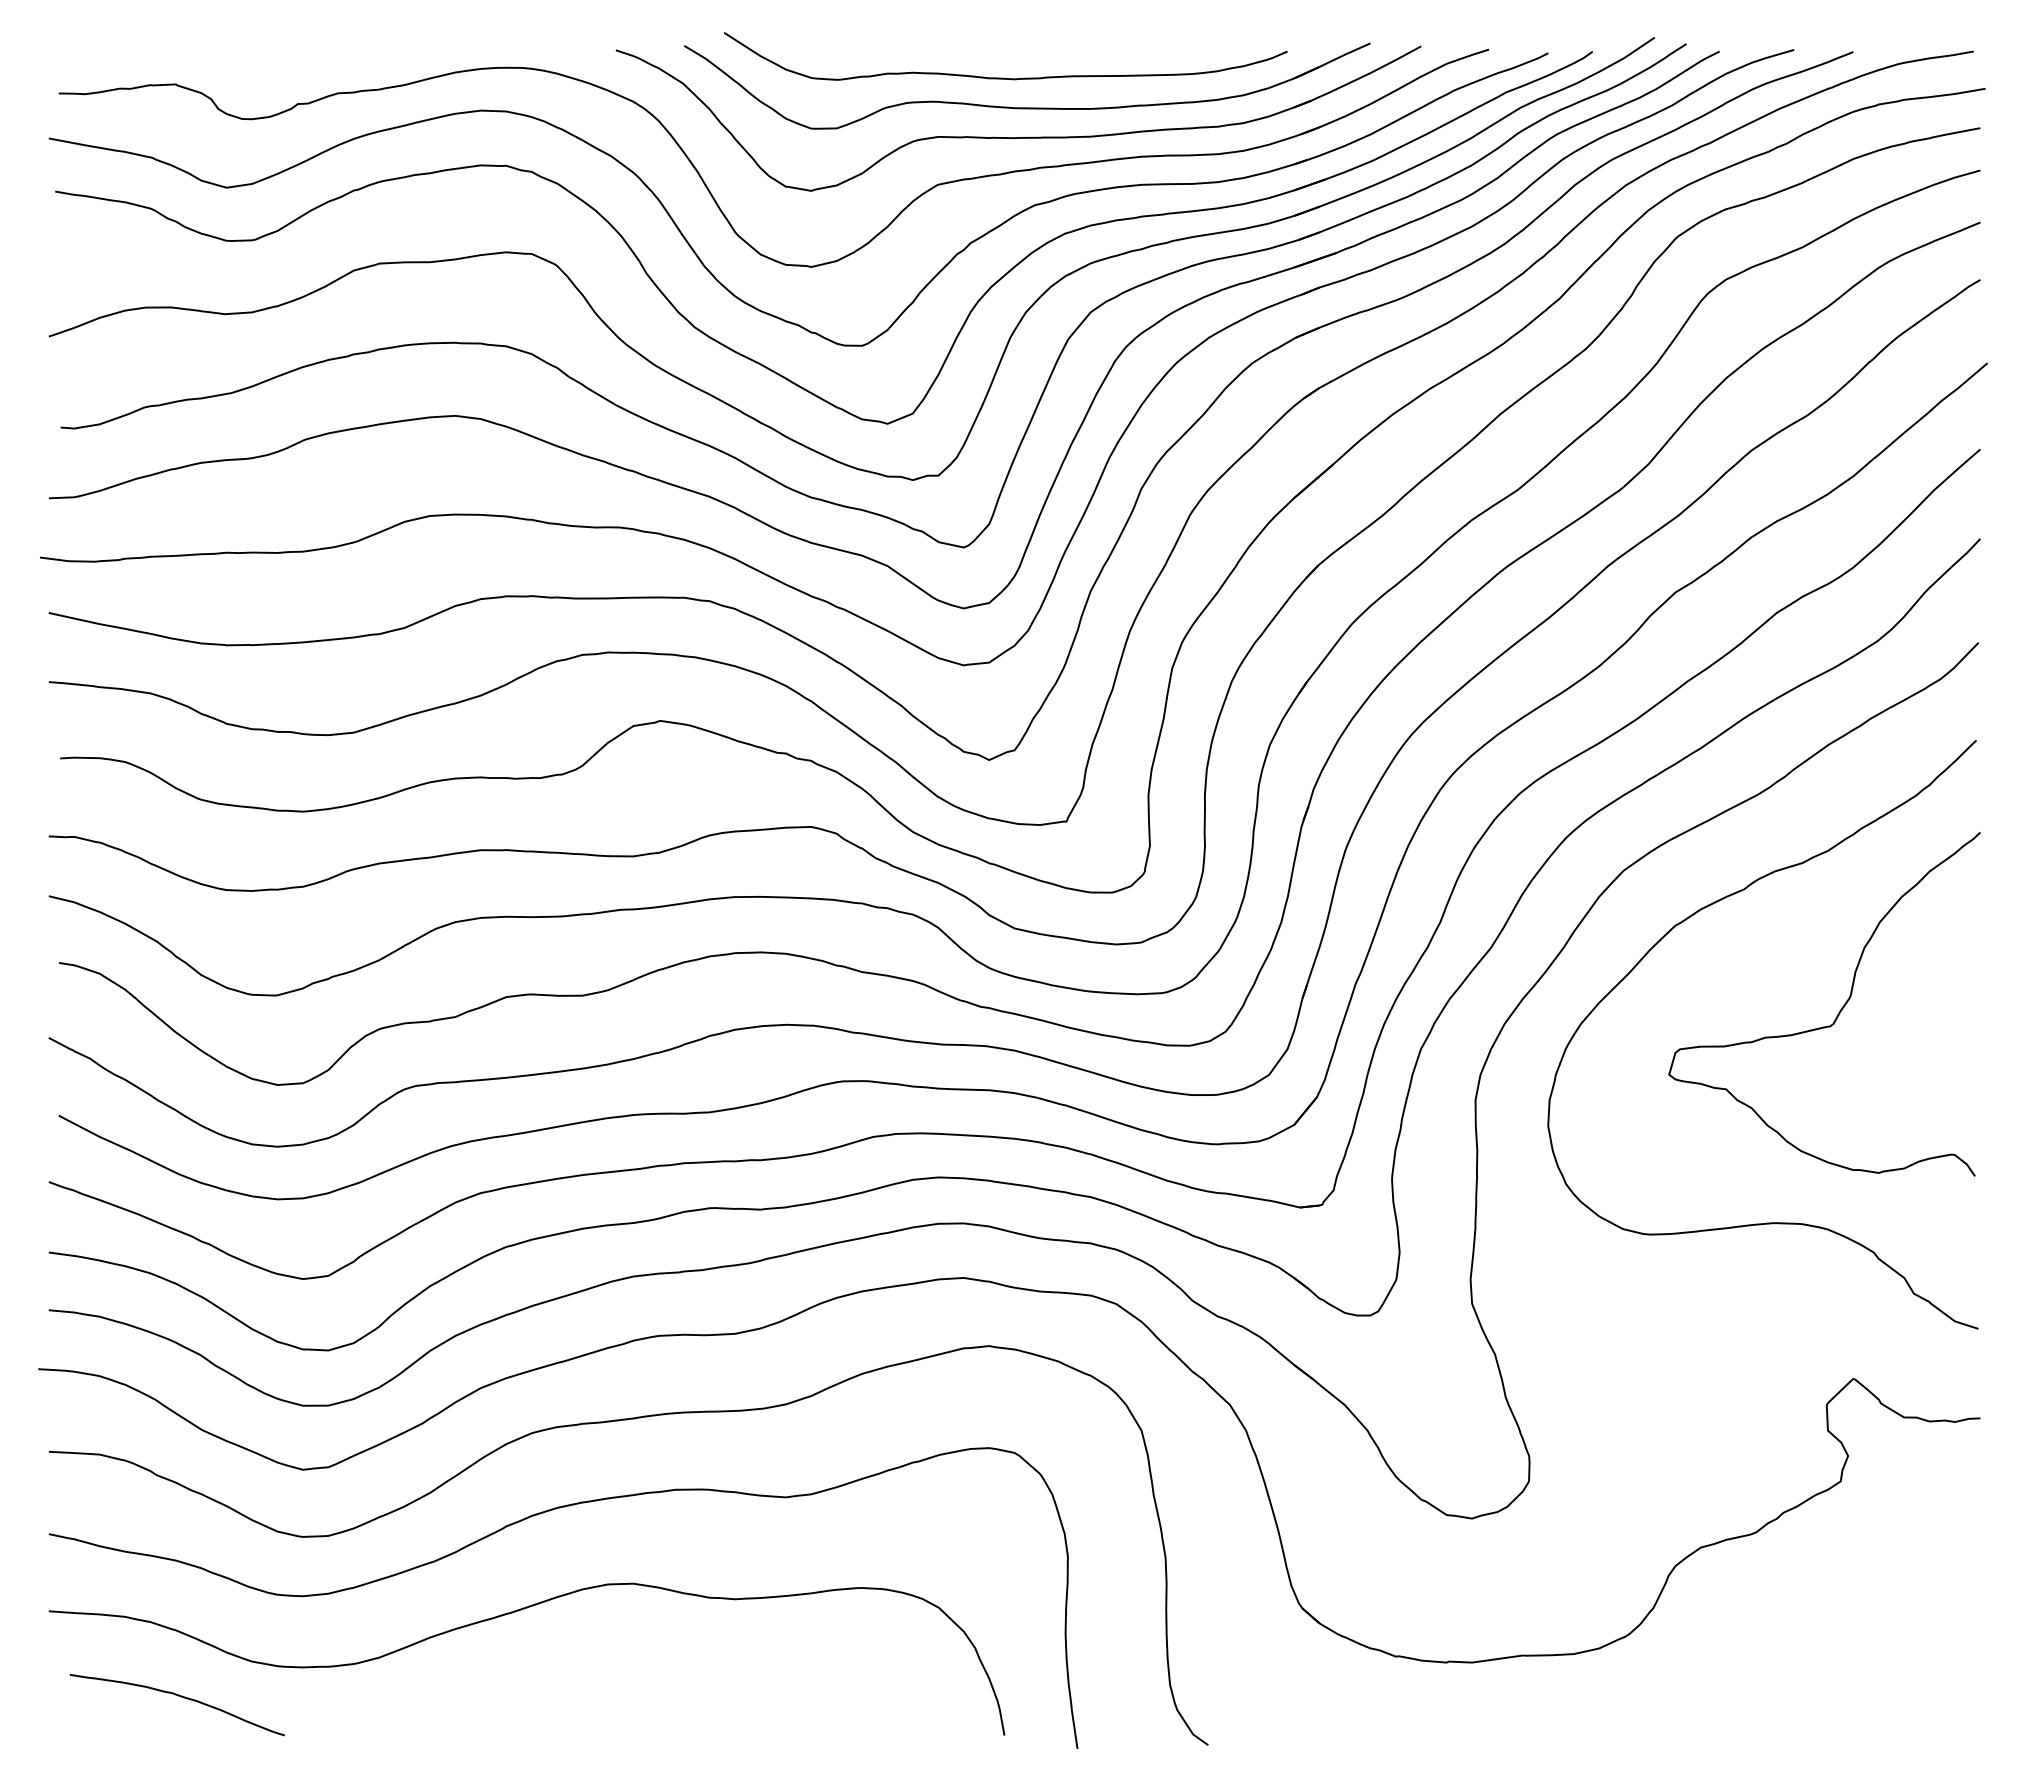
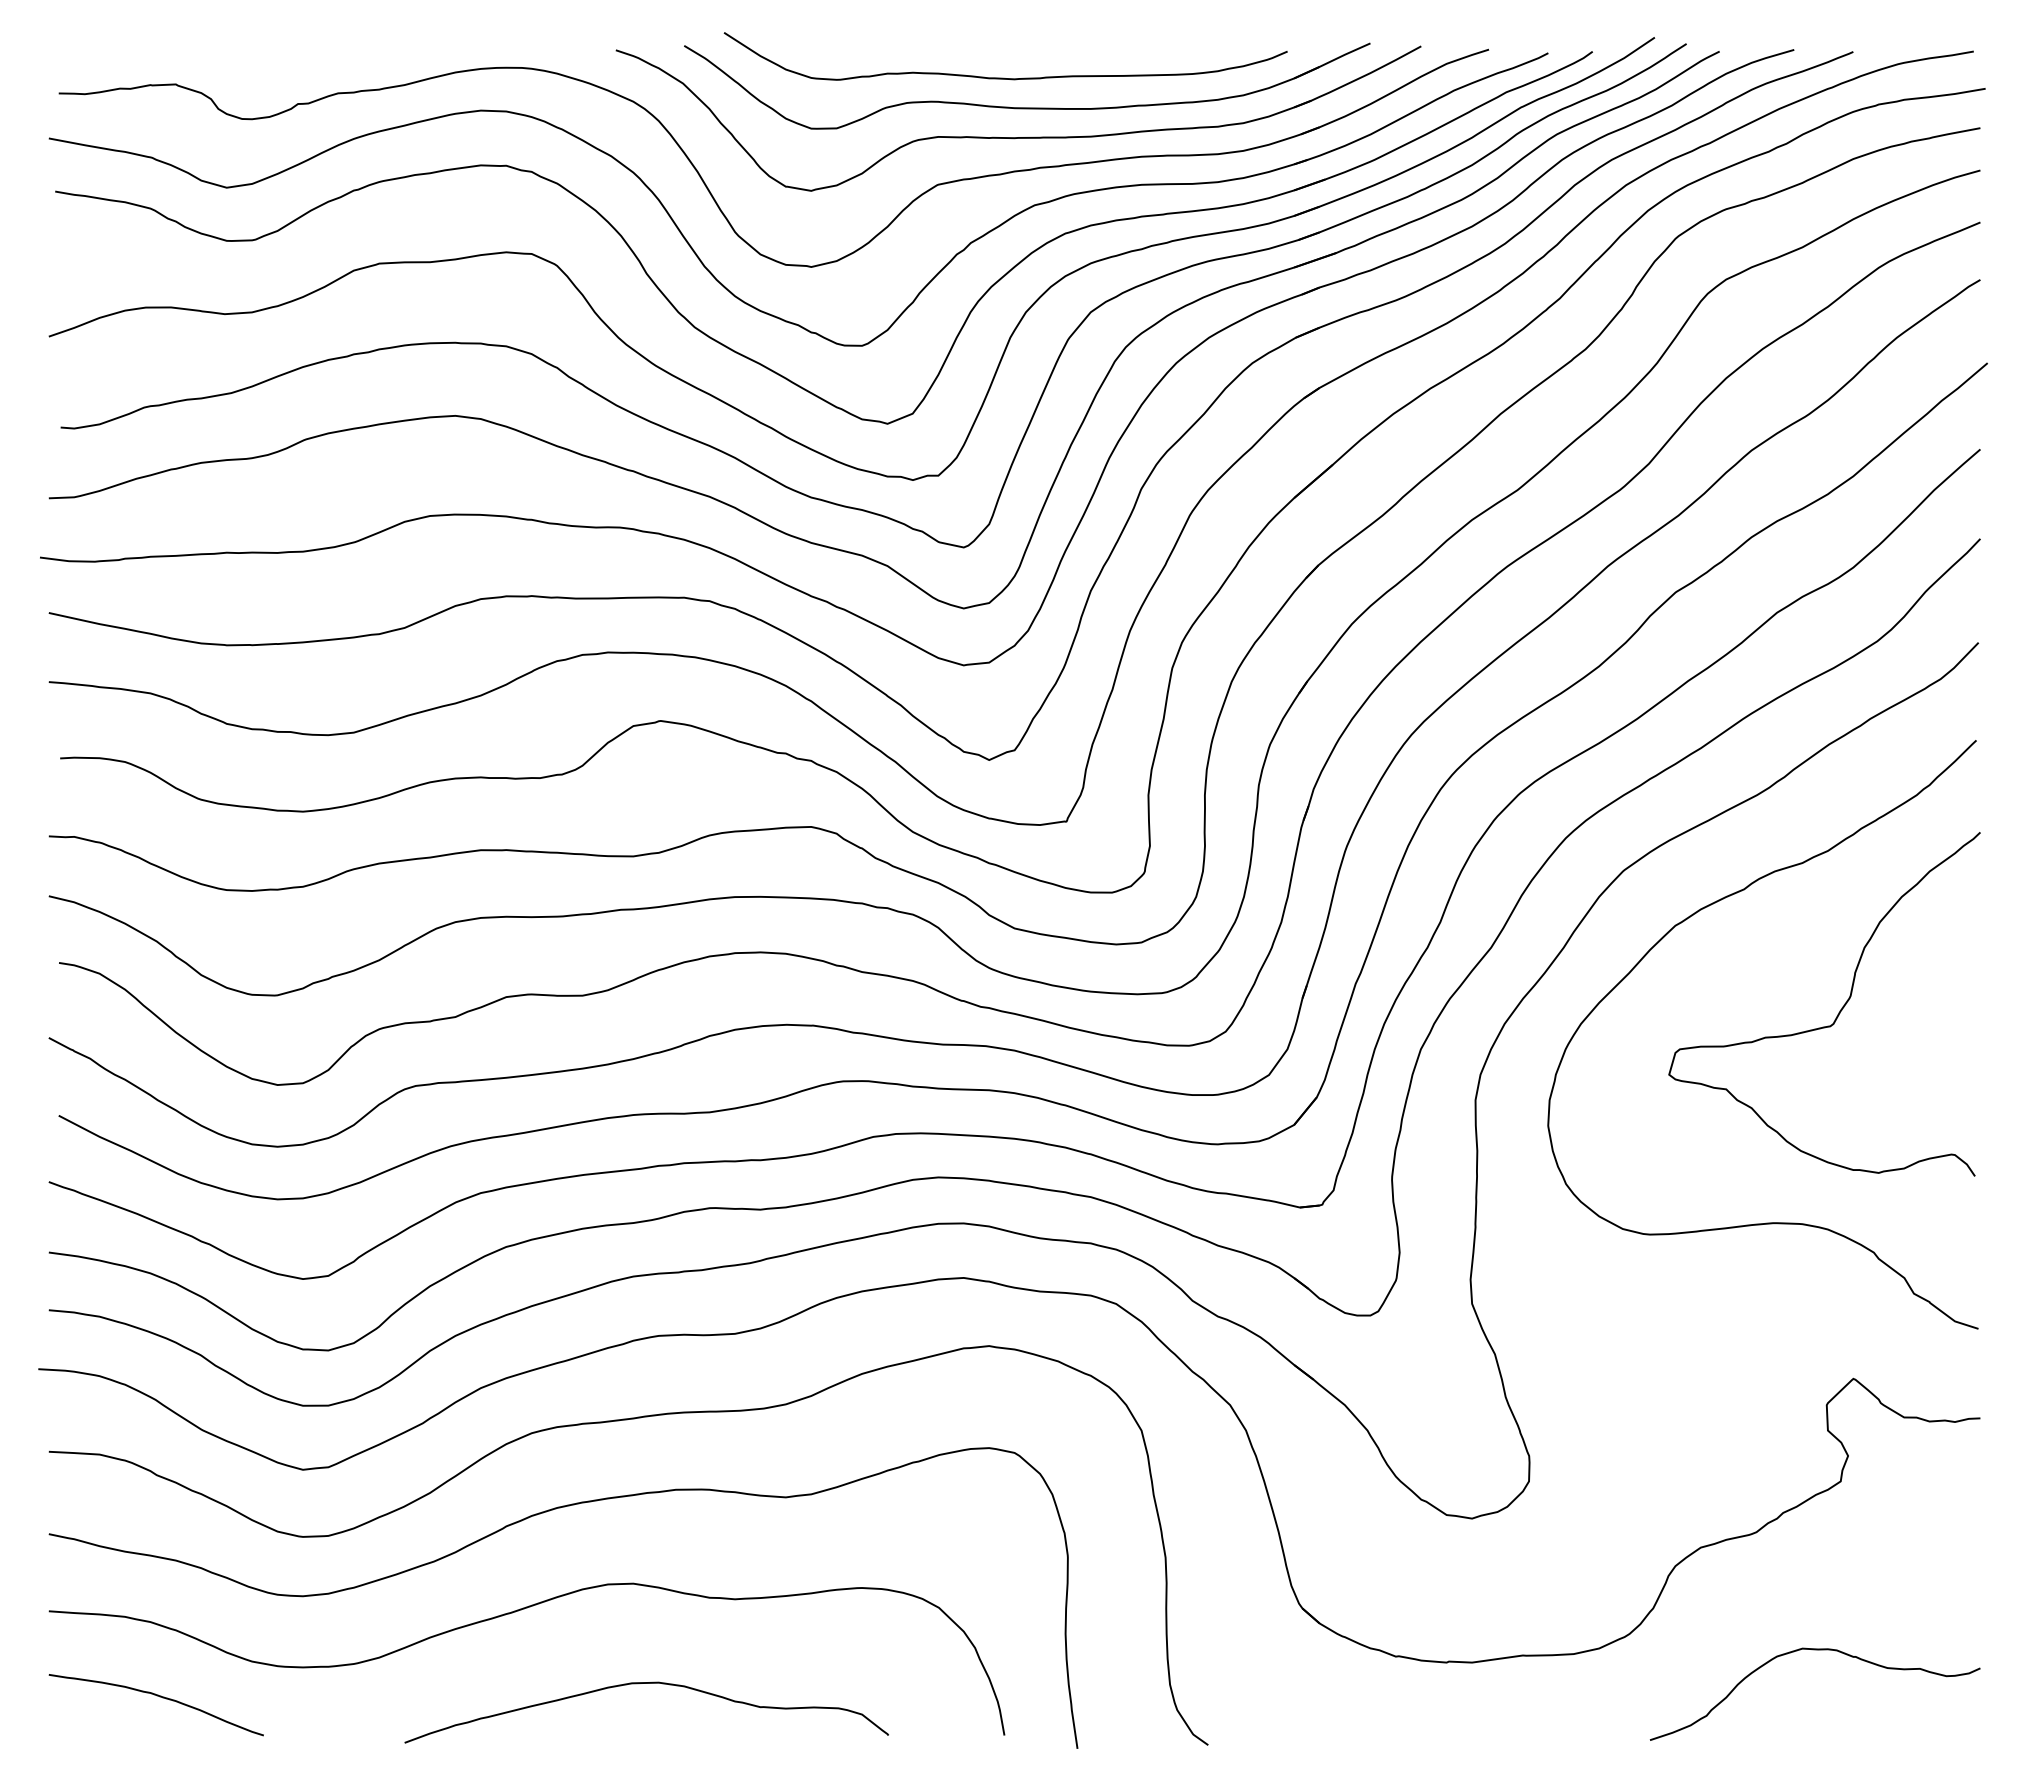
curve: none -> present (1815, 1650)
curve: none -> present (646, 1683)
curve position: (180, 1697) -> (159, 1697) (159, 1697)
